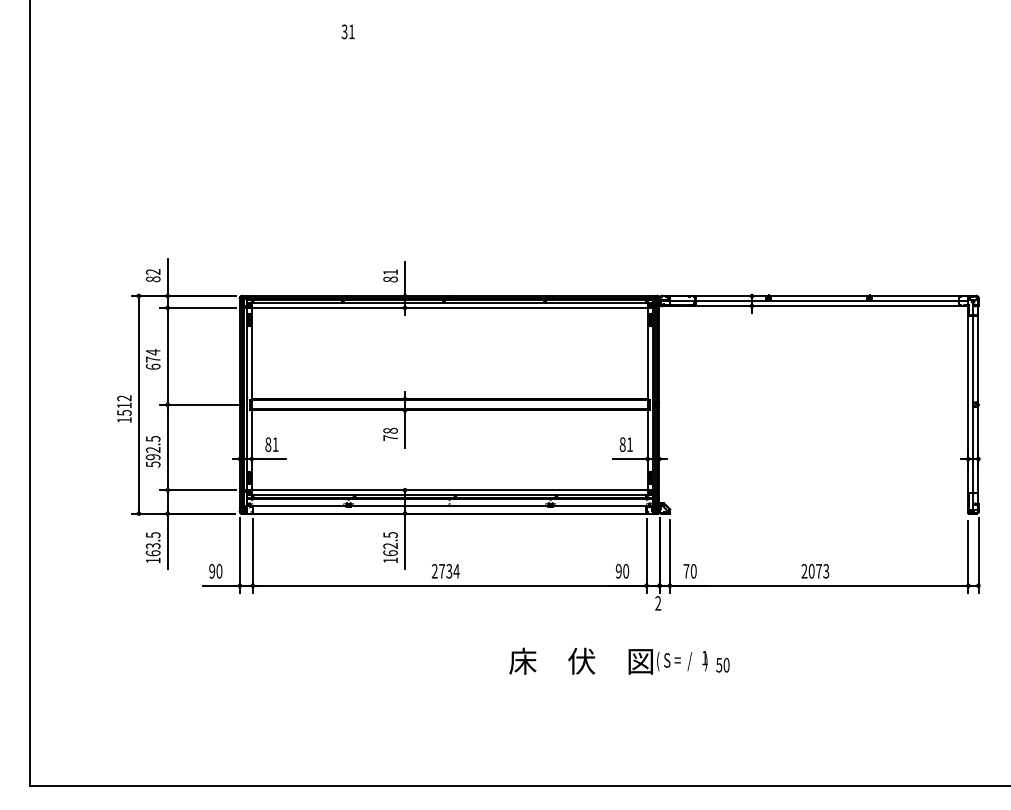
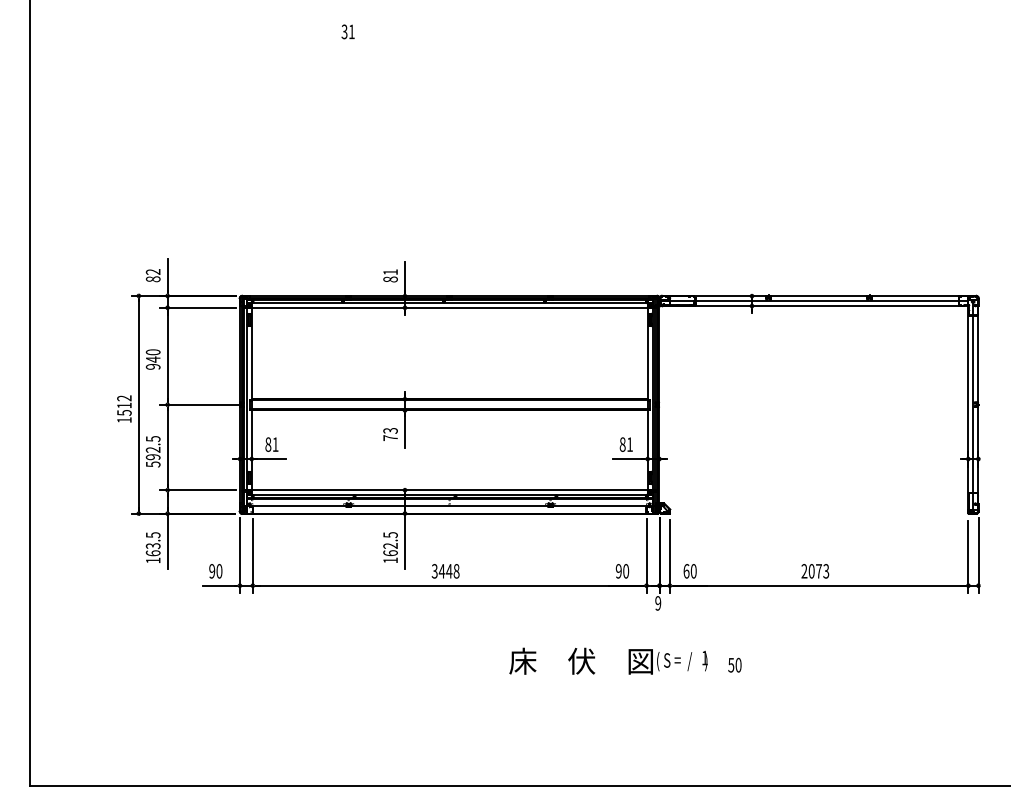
text: 674 -> 940 (152, 359)
text: 78 -> 73 (390, 430)
text: 2734 -> 3448 (445, 571)
text: 70 -> 60 (686, 571)
text: 2 -> 9 (658, 603)
text position: (722, 664) -> (734, 664) (734, 664)
